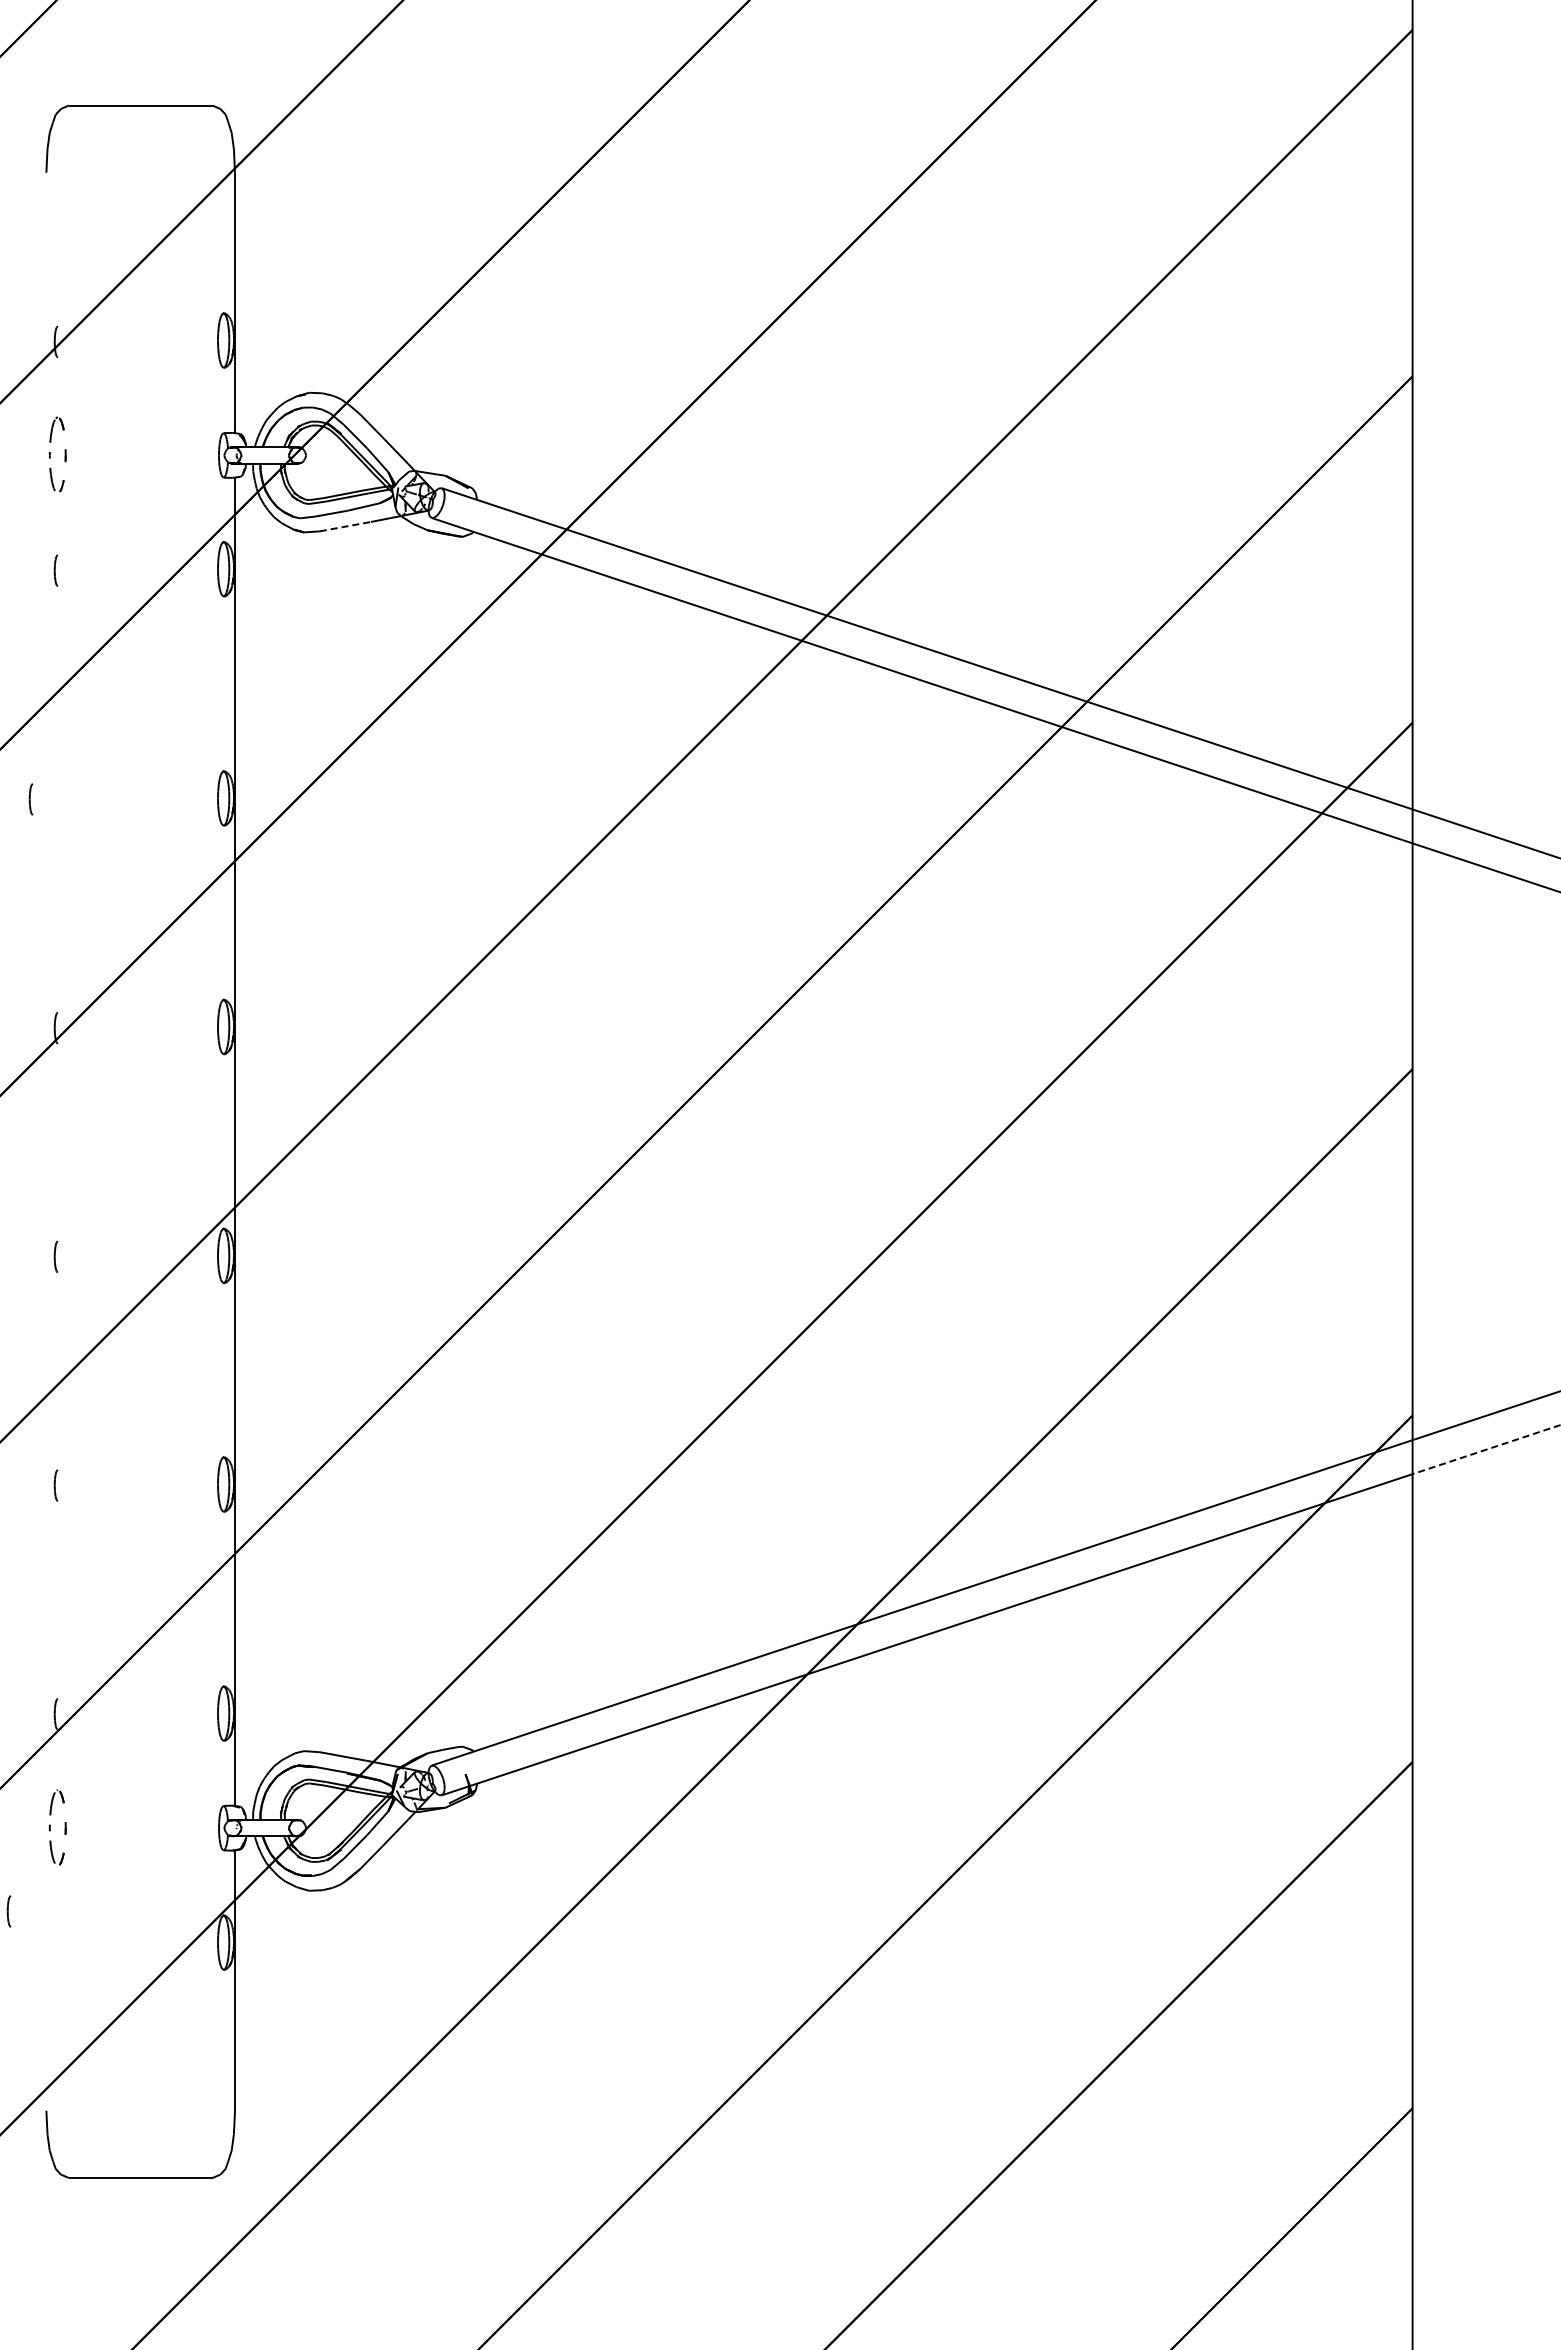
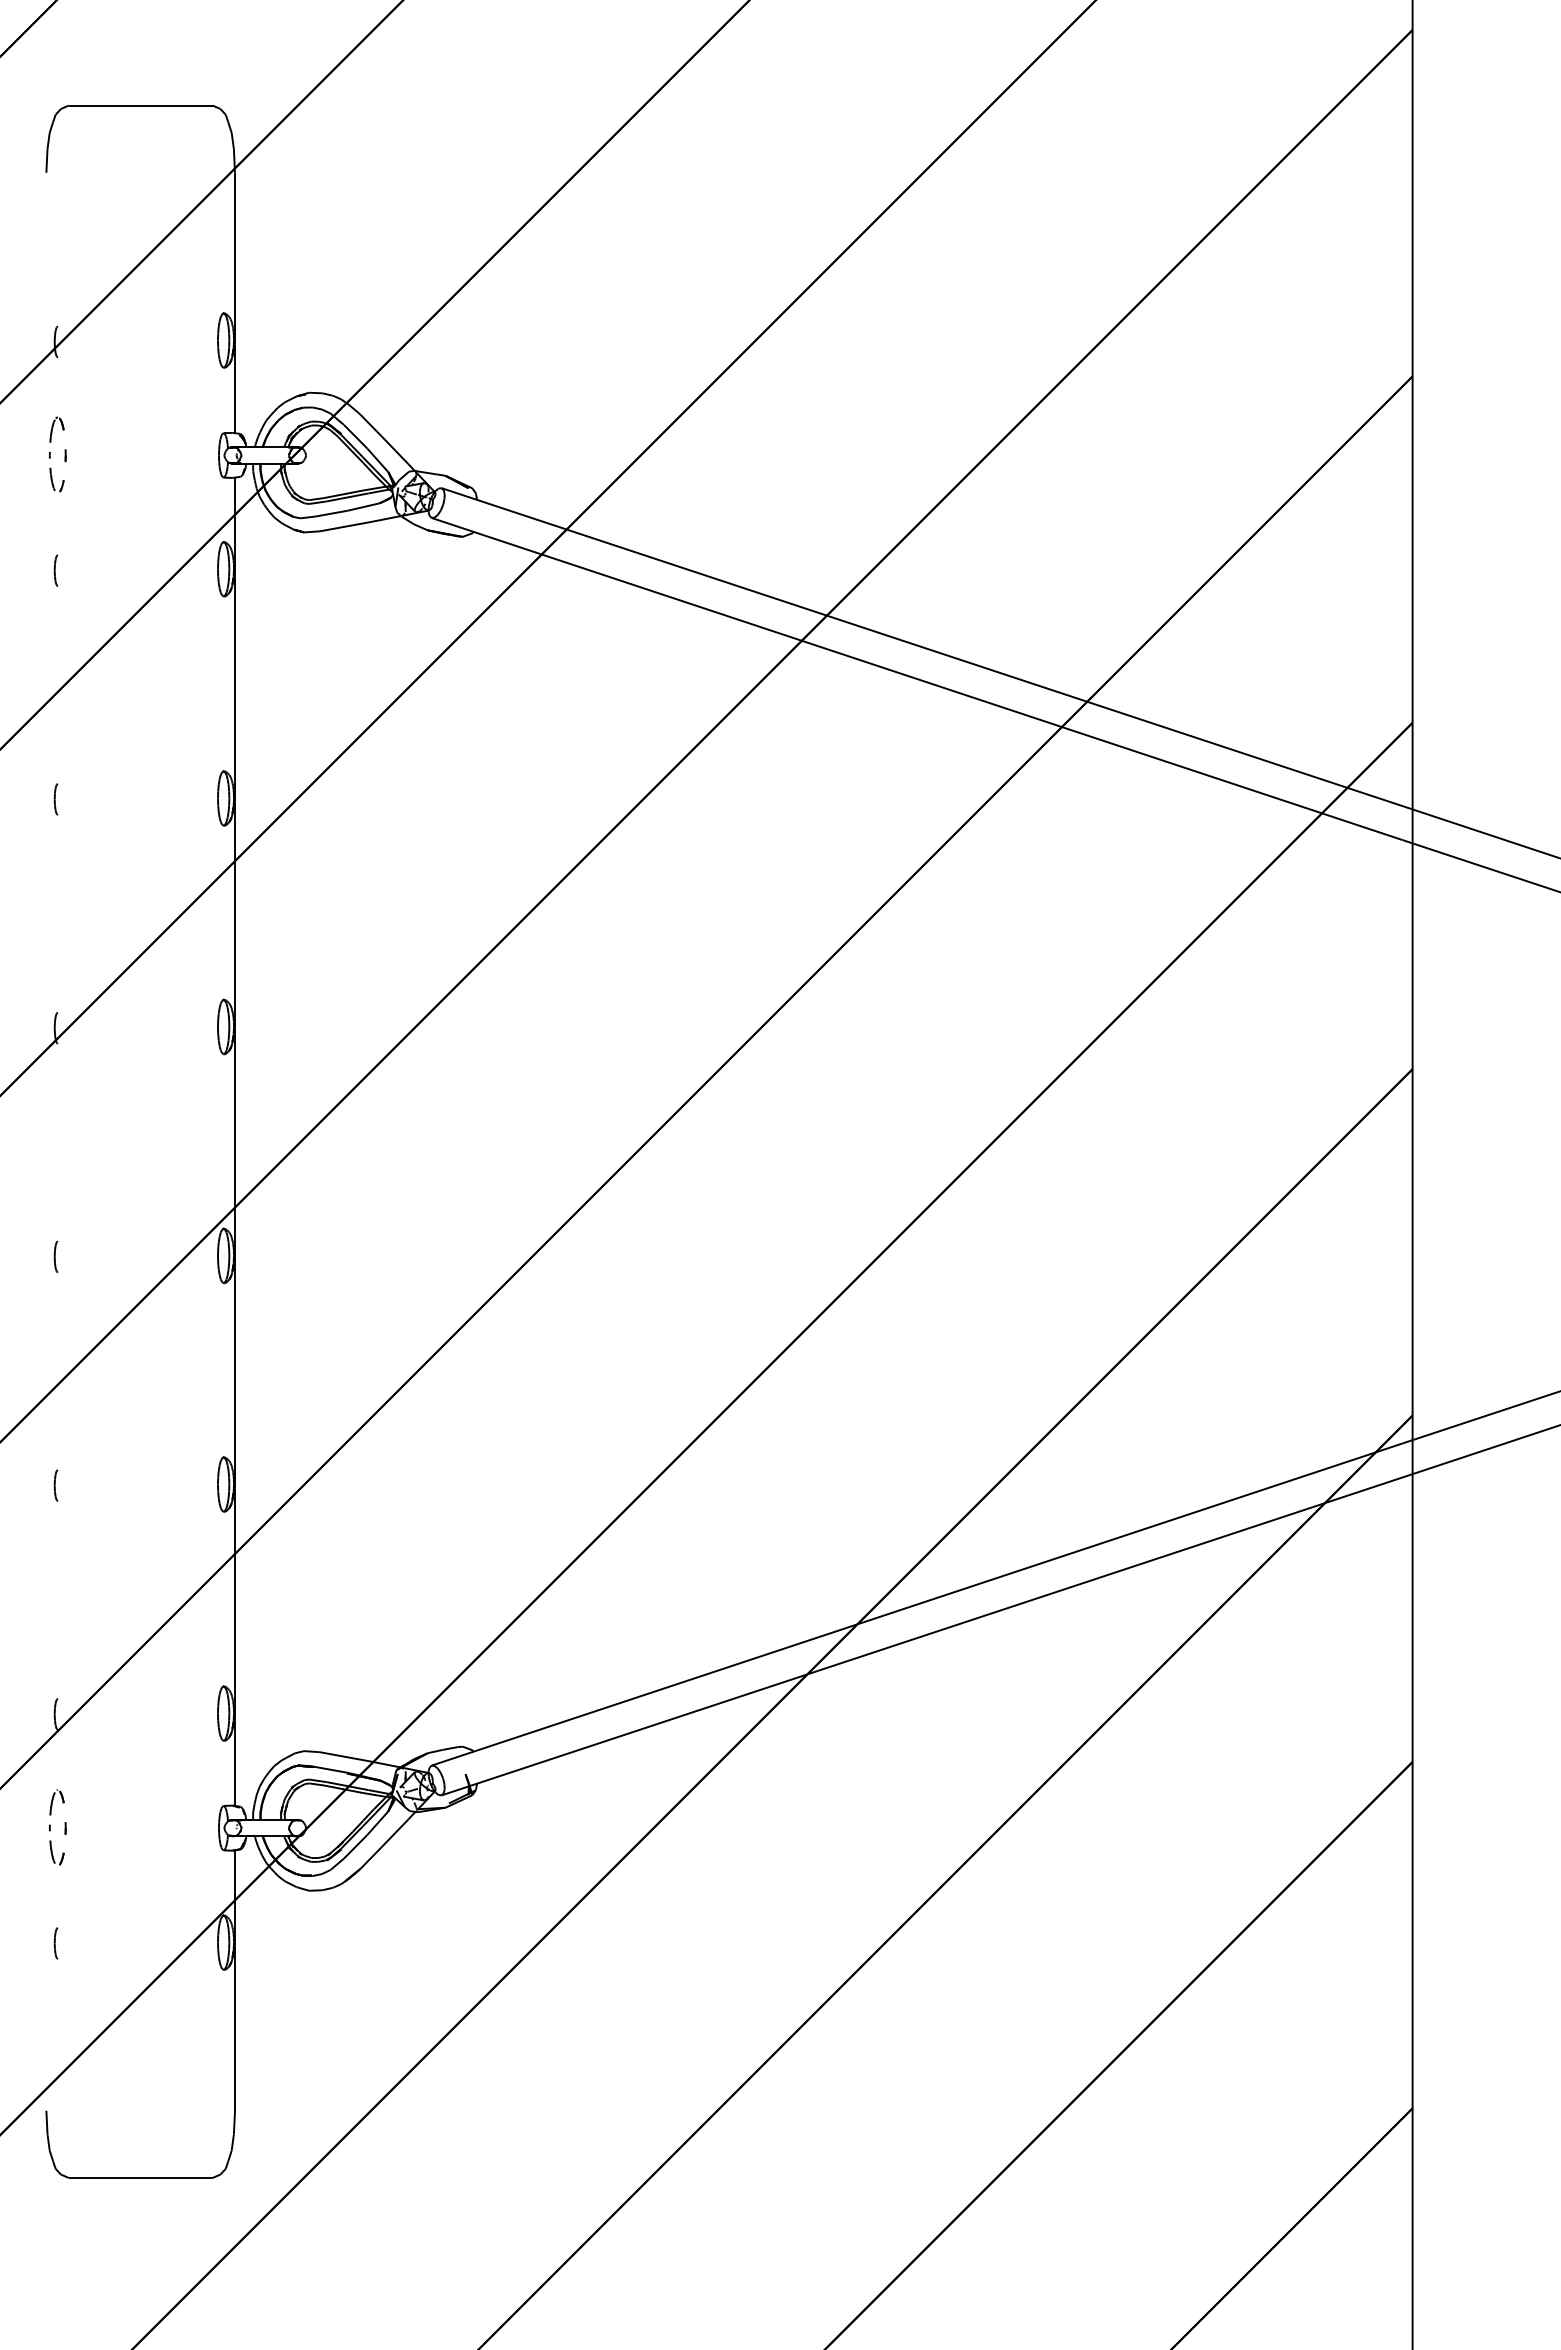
line: dashed -> solid (345, 526)
part position: (30, 799) -> (55, 799) (55, 799)
line: dashed -> solid (1486, 1449)
part position: (8, 1911) -> (55, 1943) (55, 1943)
